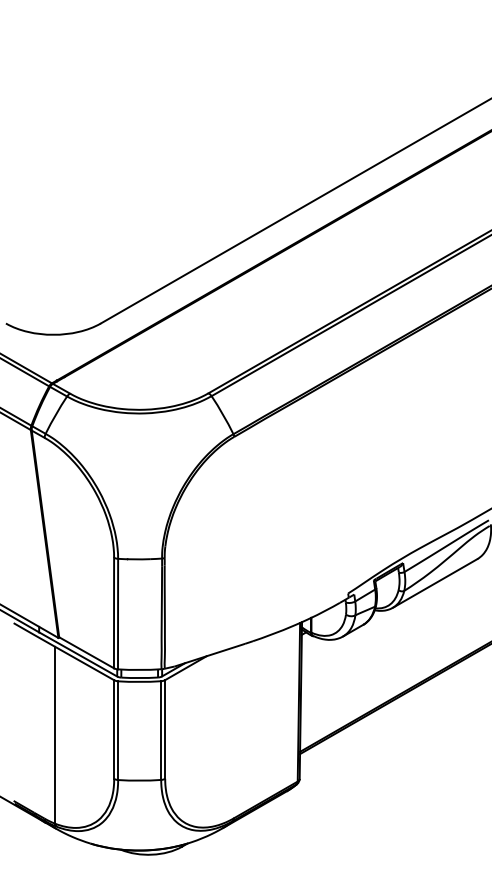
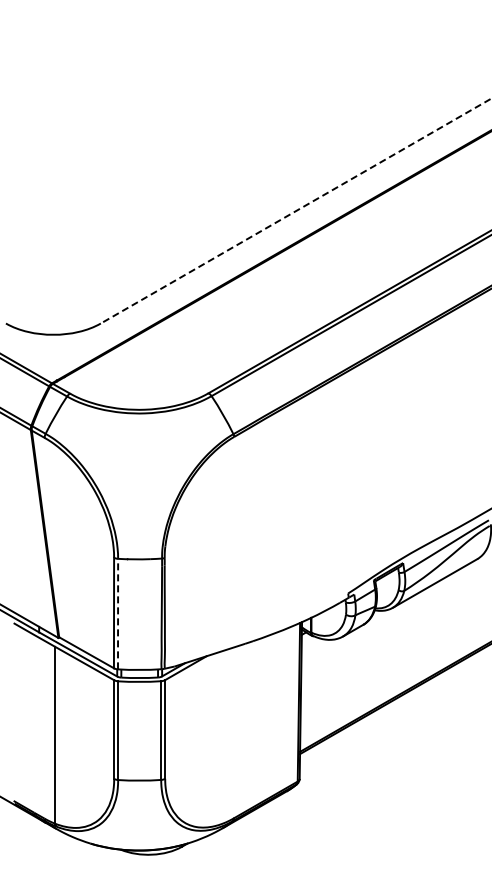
line: solid -> dashed (295, 211)
line: solid -> dashed (118, 613)
